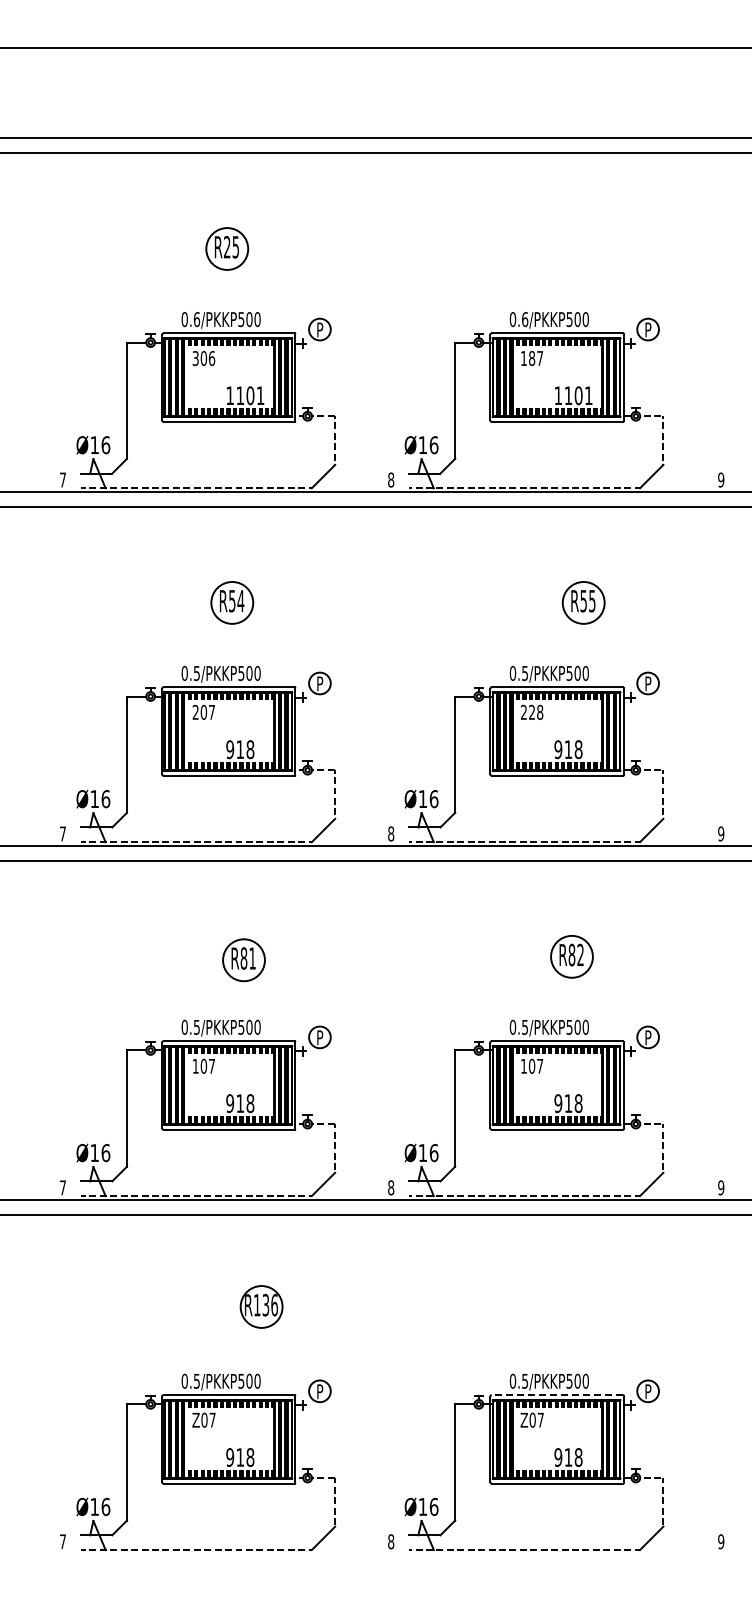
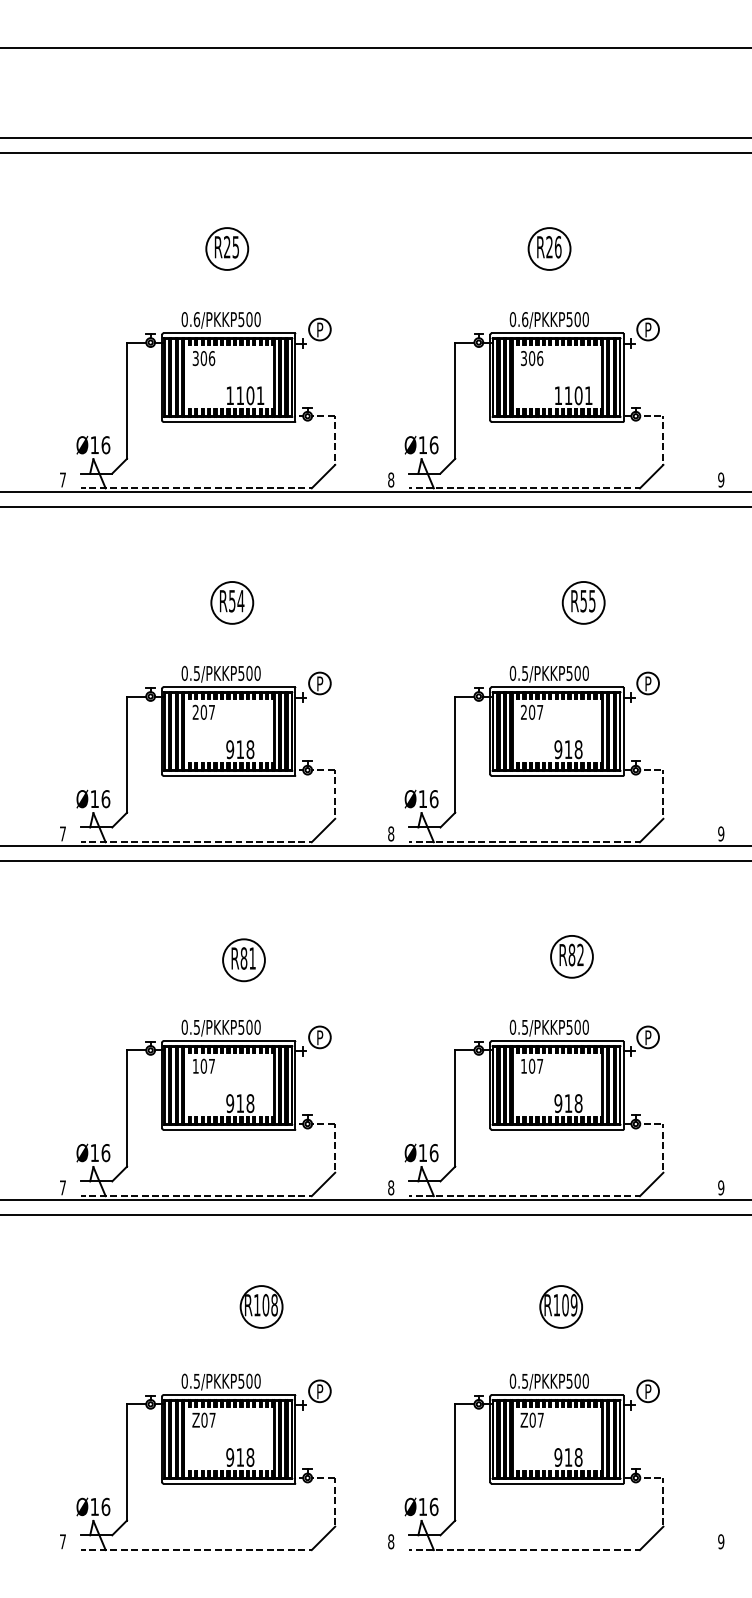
part: none -> present (549, 248)
text: 187 -> 306 (532, 358)
text: 228 -> 207 (536, 711)
text: R136 -> R108 (269, 1304)
part: none -> present (560, 1306)
line: dashed -> solid (557, 1395)
